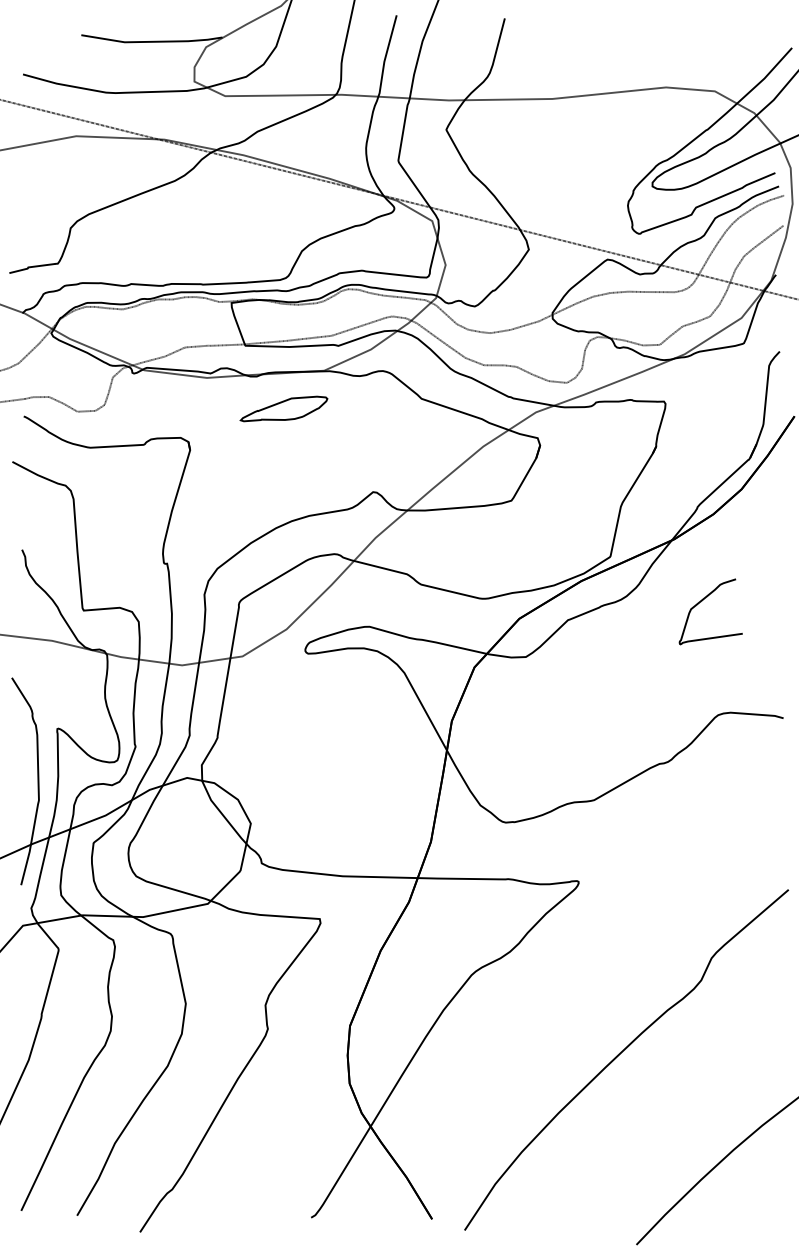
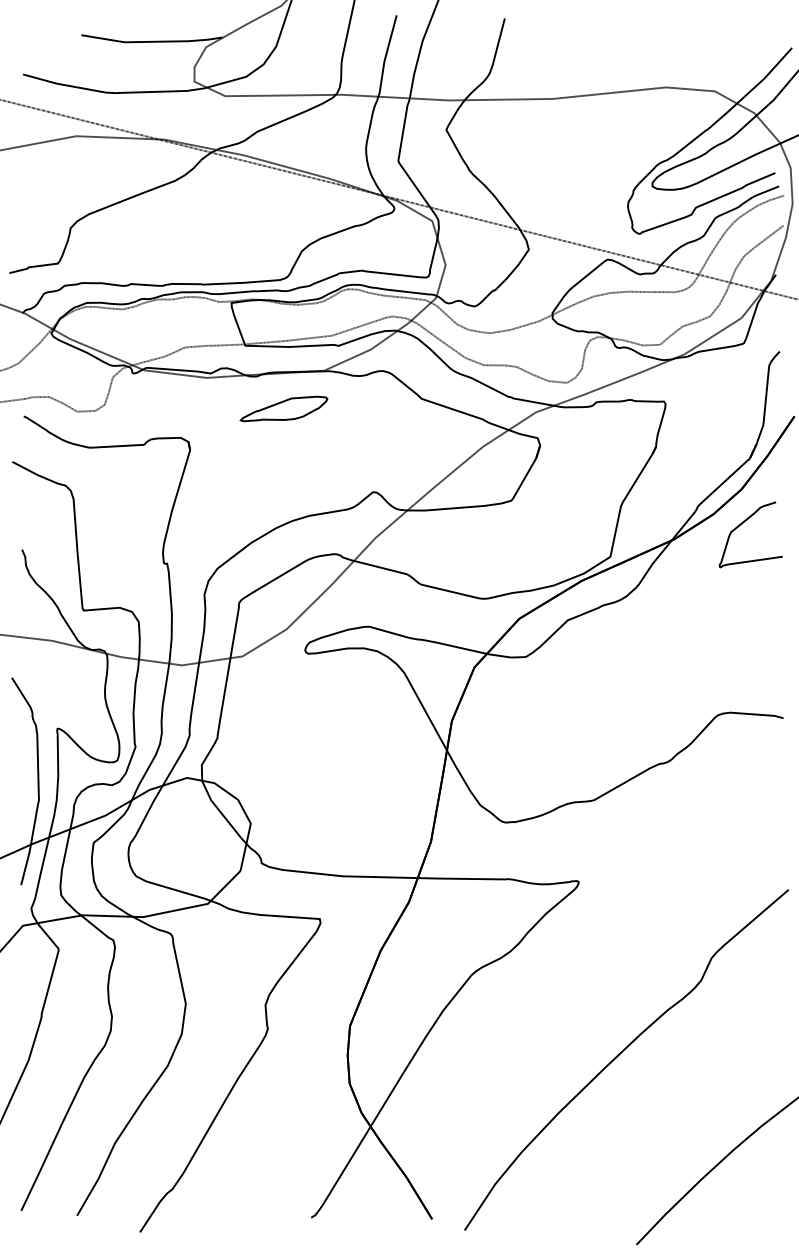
curve position: (702, 601) -> (742, 524) (742, 524)
